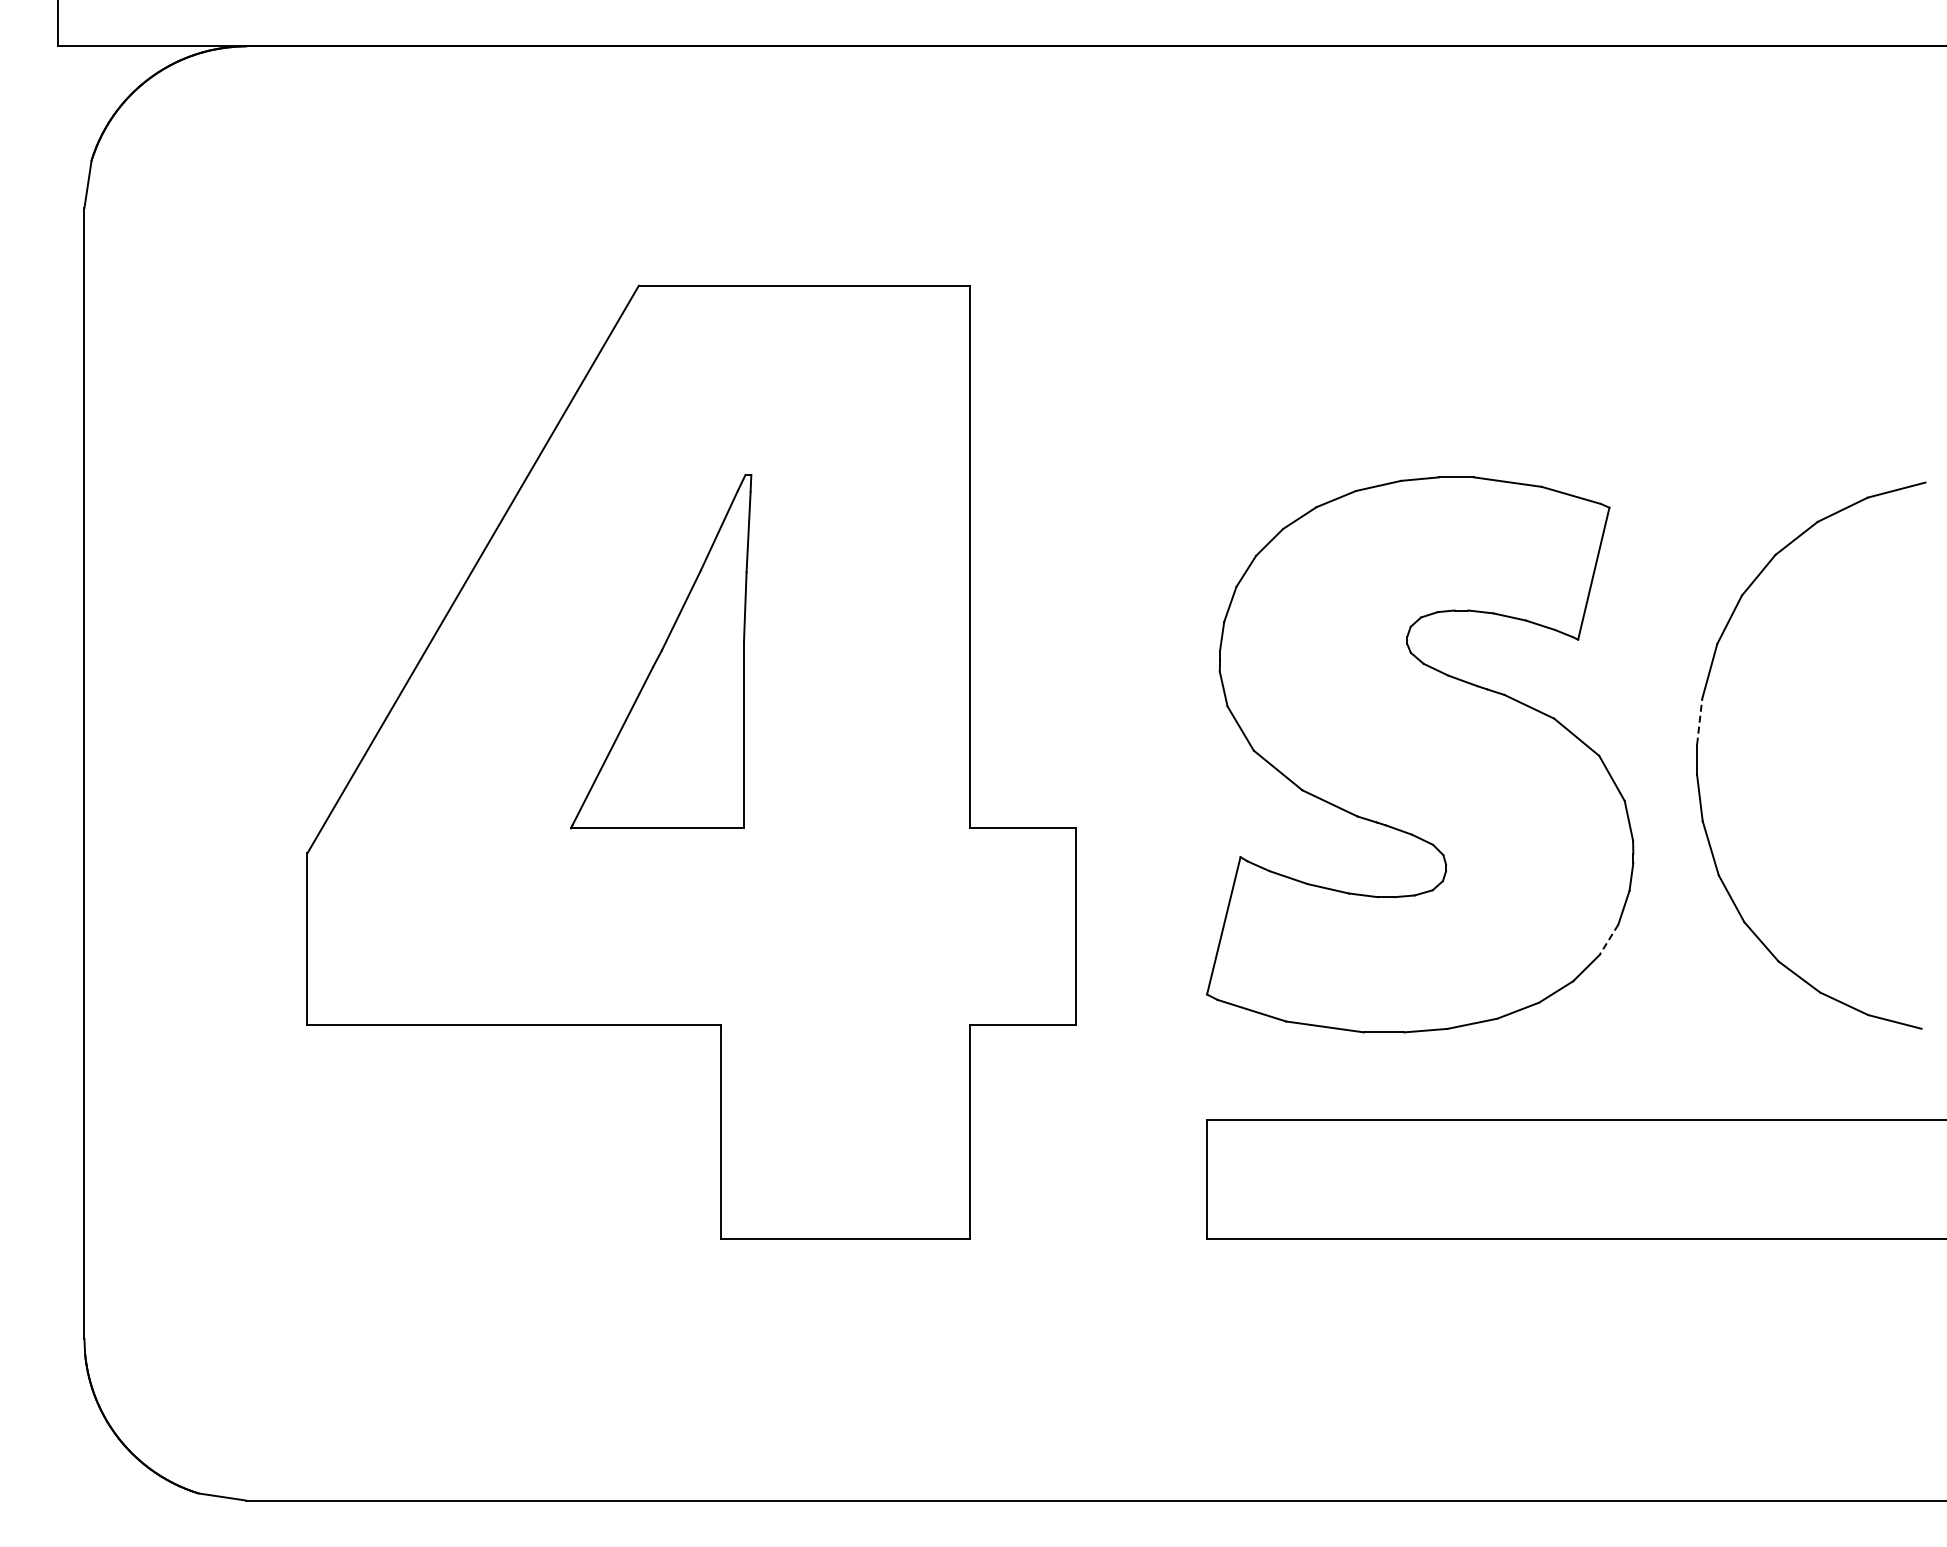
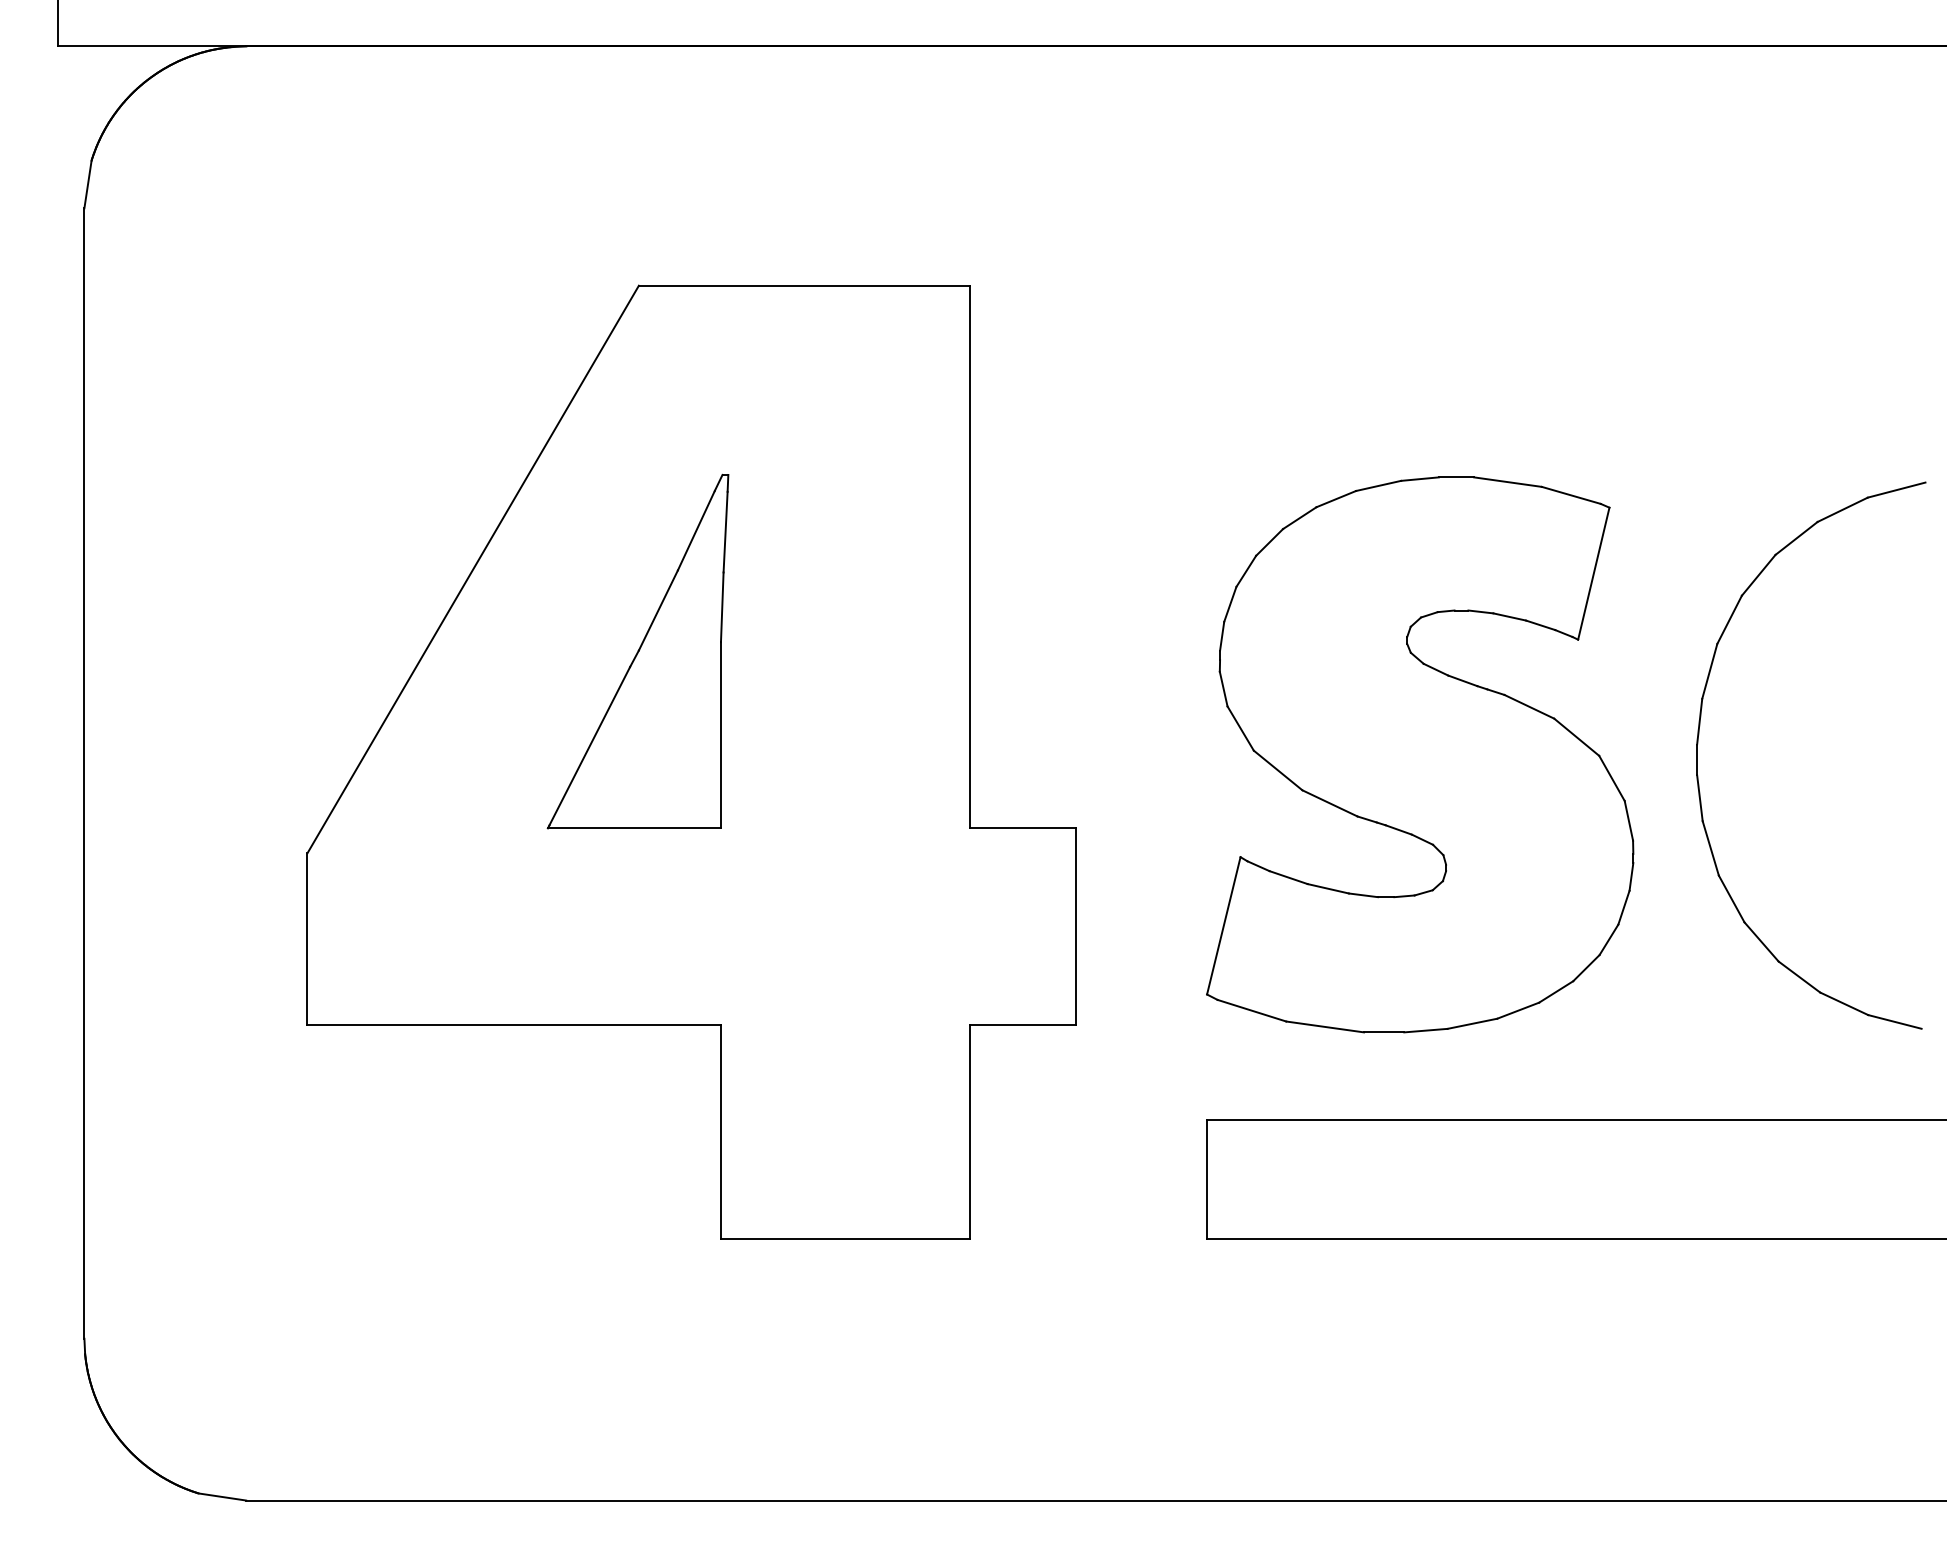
part position: (660, 651) -> (637, 651) (637, 651)
line: dashed -> solid (1699, 721)
line: dashed -> solid (1608, 939)
